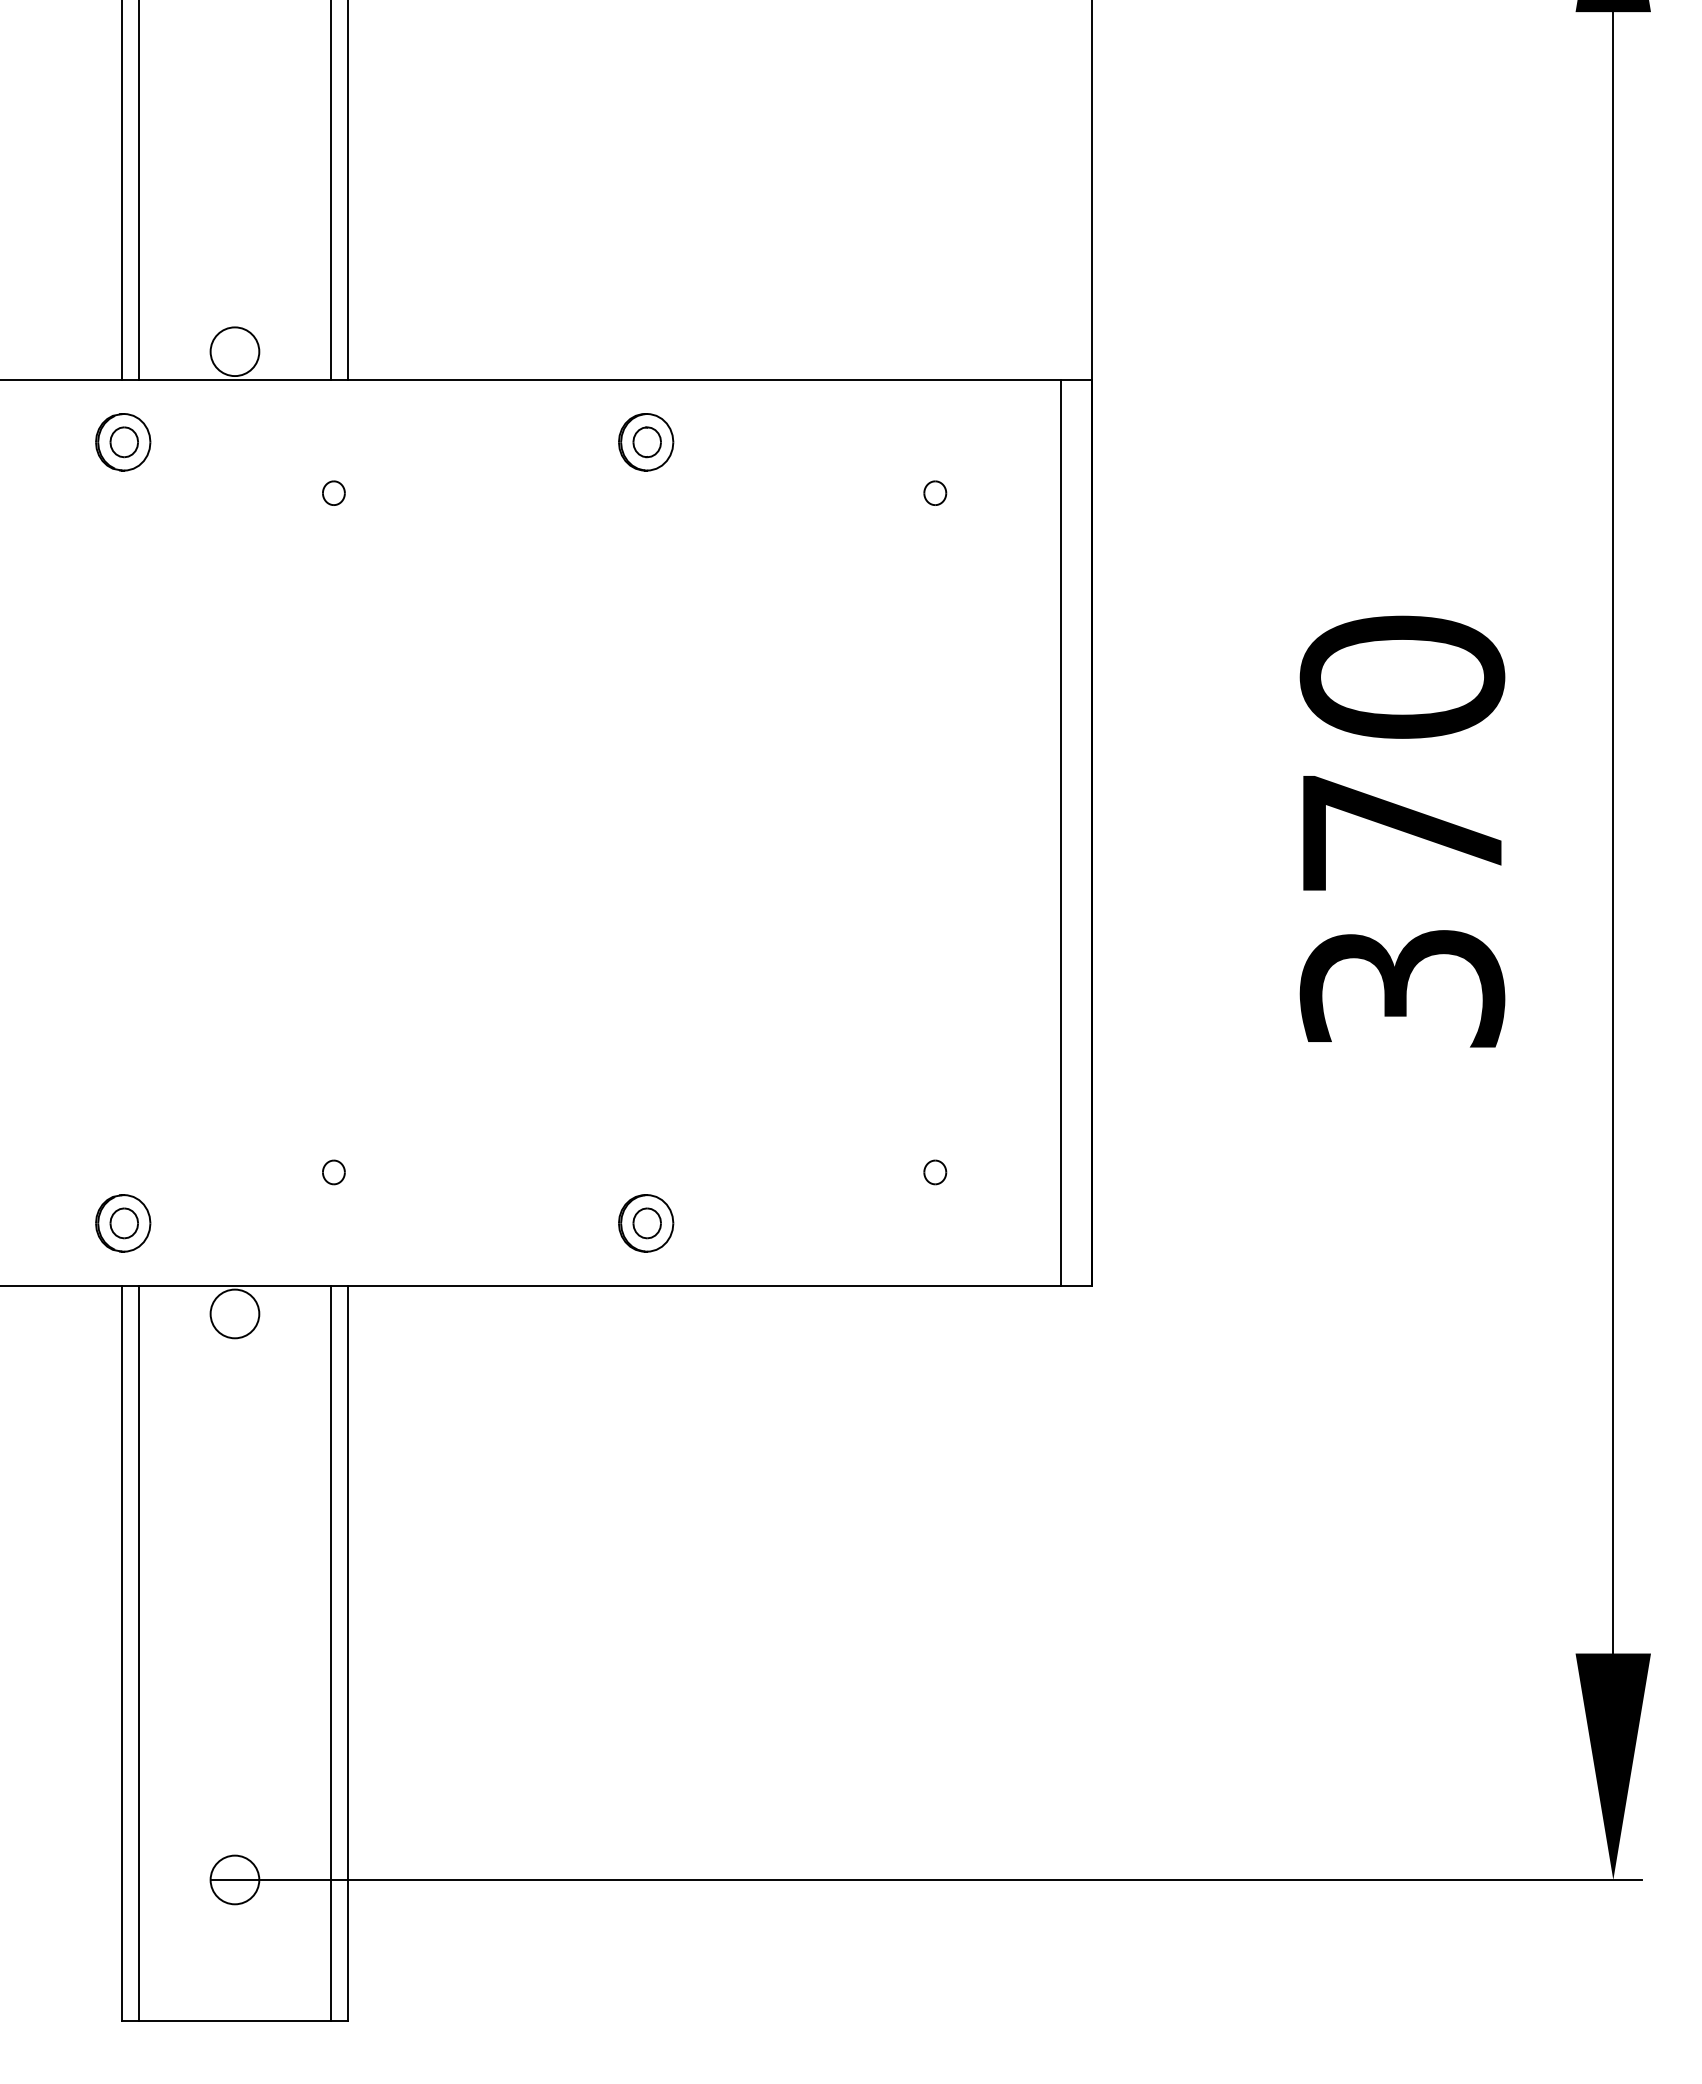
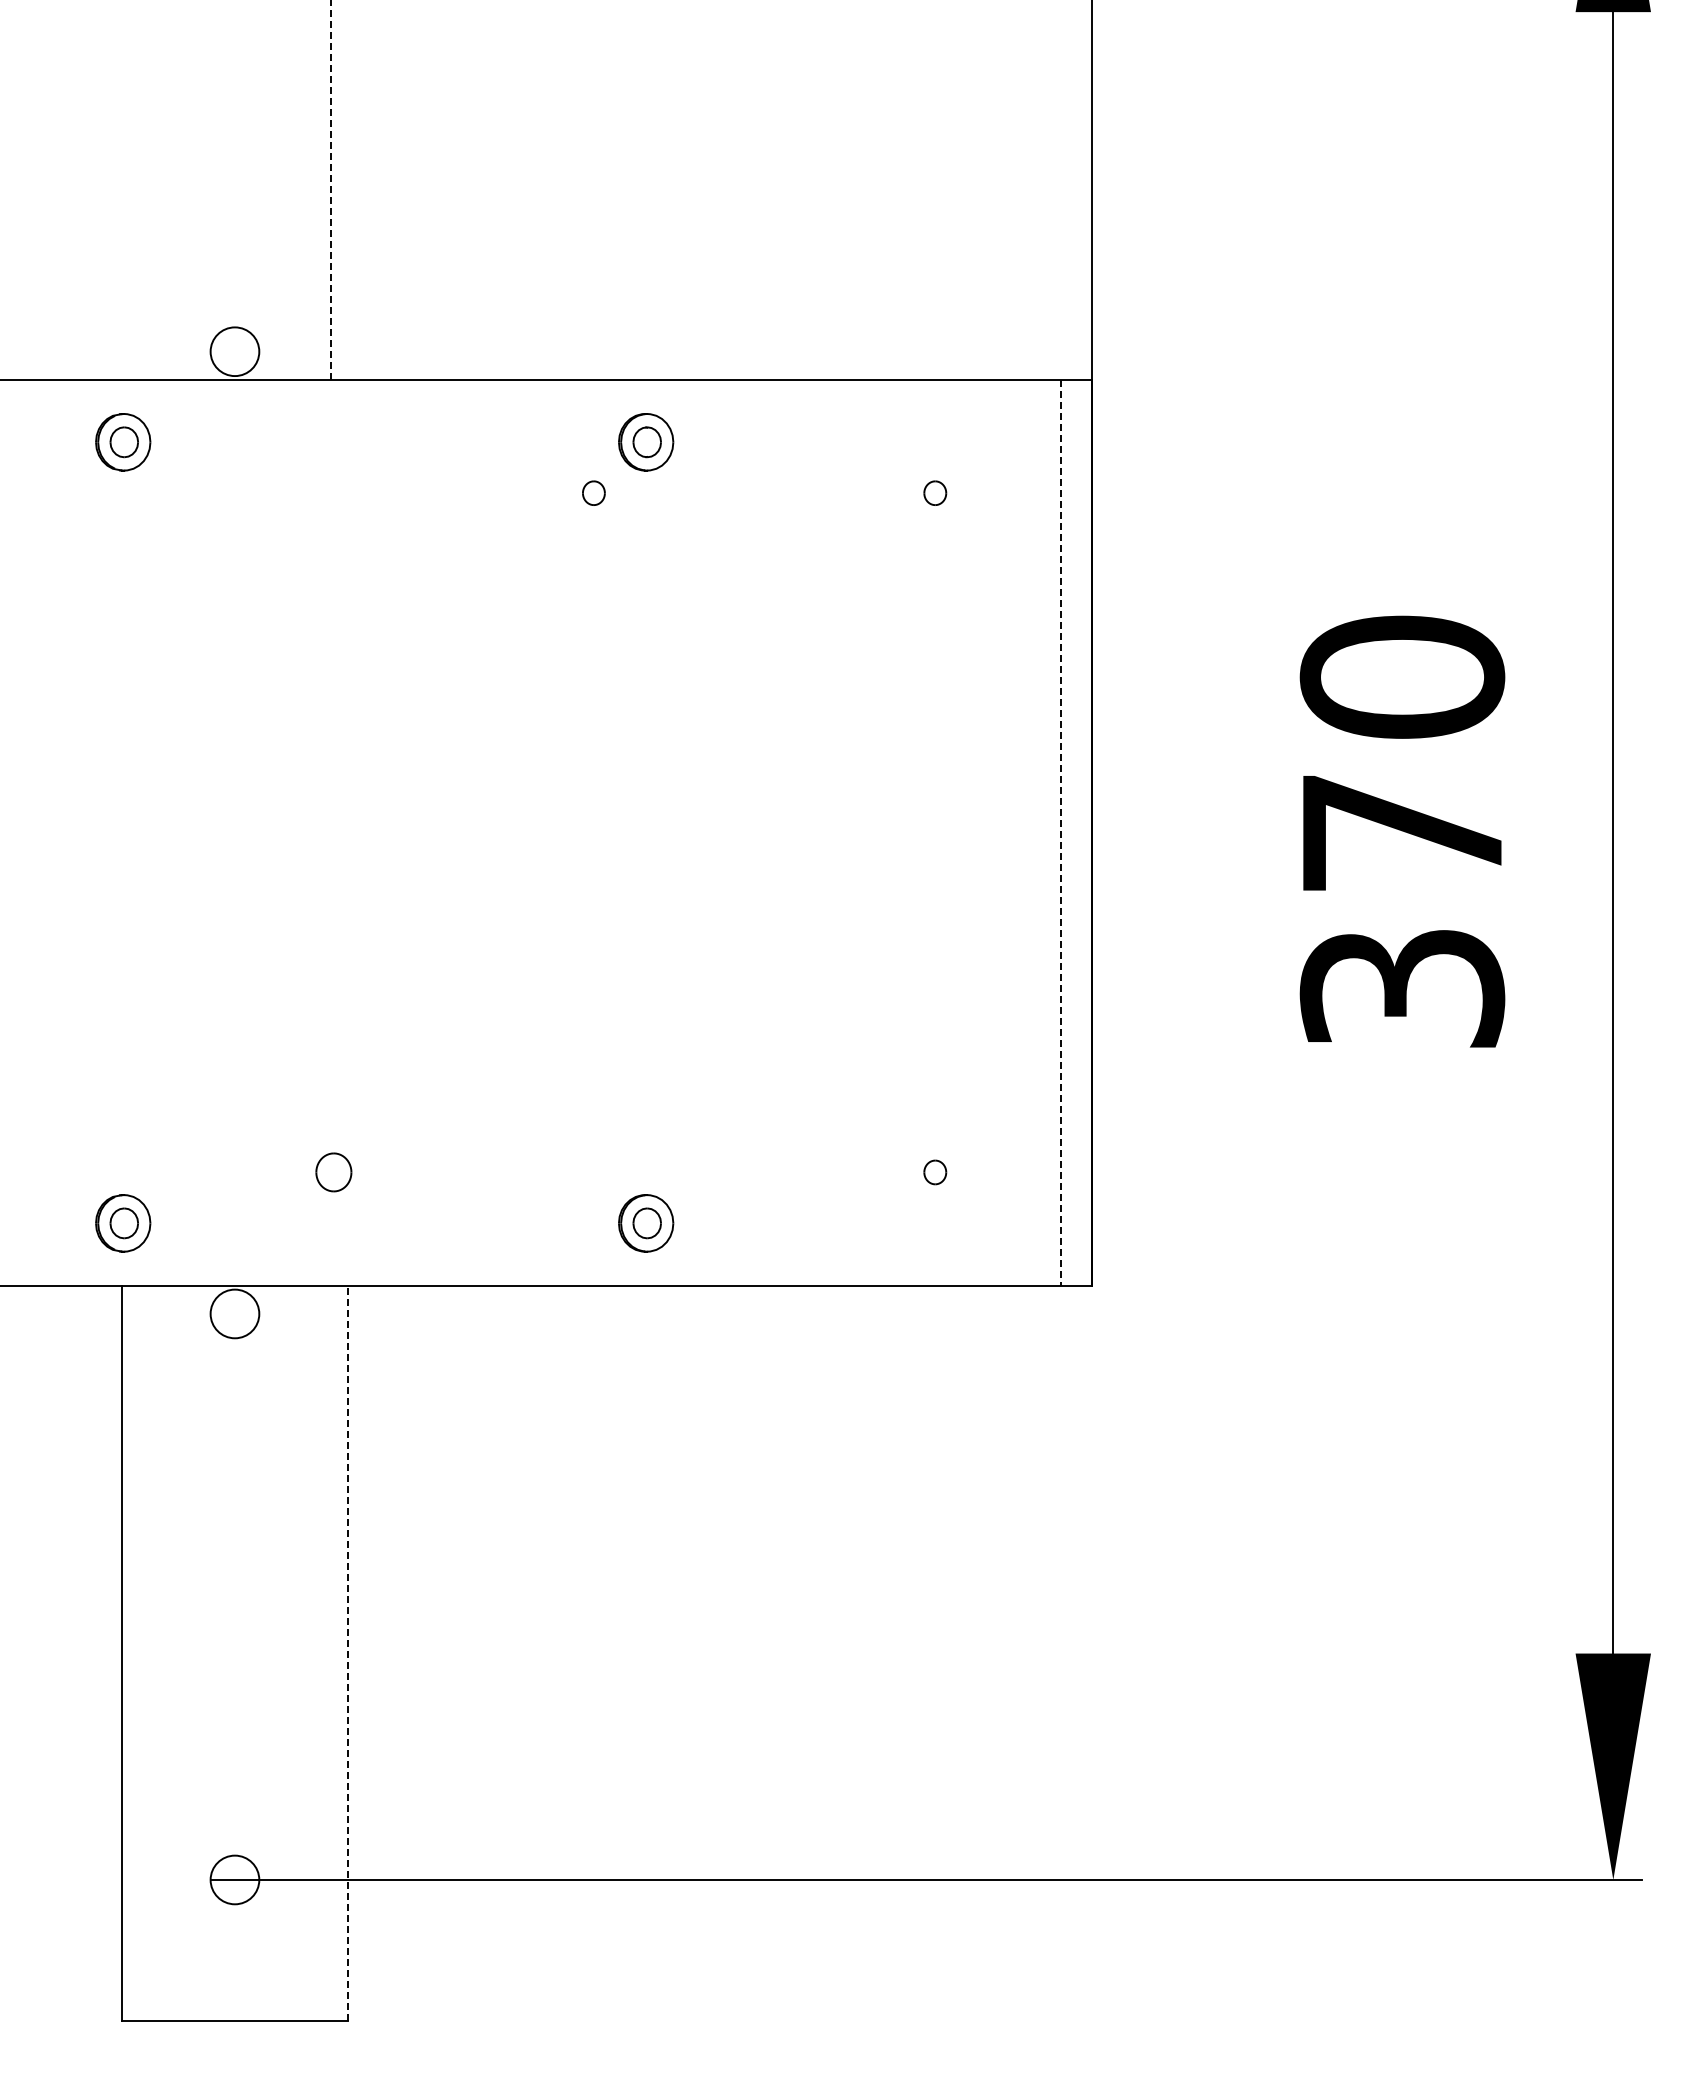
line: solid -> dashed (331, 190)
line: present -> none (121, 191)
line: present -> none (138, 191)
line: present -> none (348, 191)
part position: (333, 492) -> (593, 492) (593, 492)
line: solid -> dashed (1060, 832)
part size: 24x27 px -> 38x41 px (333, 1172)
line: present -> none (138, 1653)
line: present -> none (331, 1653)
line: solid -> dashed (348, 1653)
